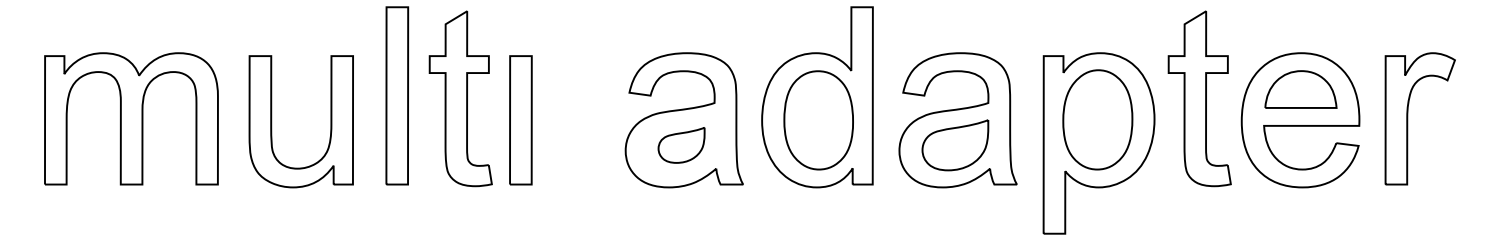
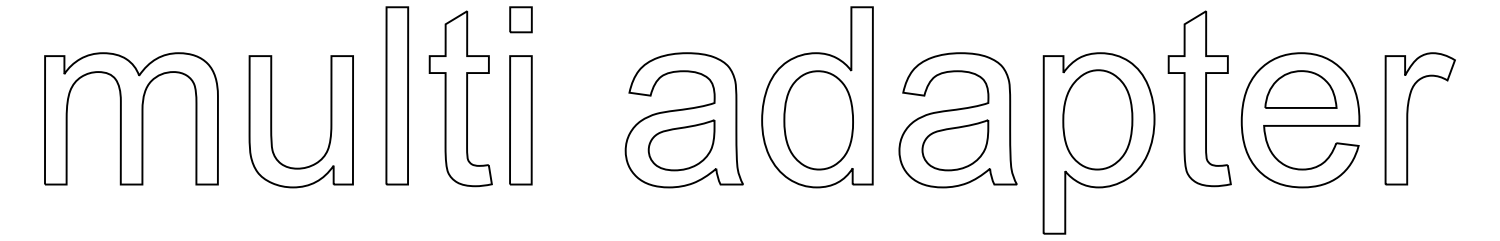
part: none -> present (520, 19)
part size: 49x37 px -> 69x53 px (681, 145)
